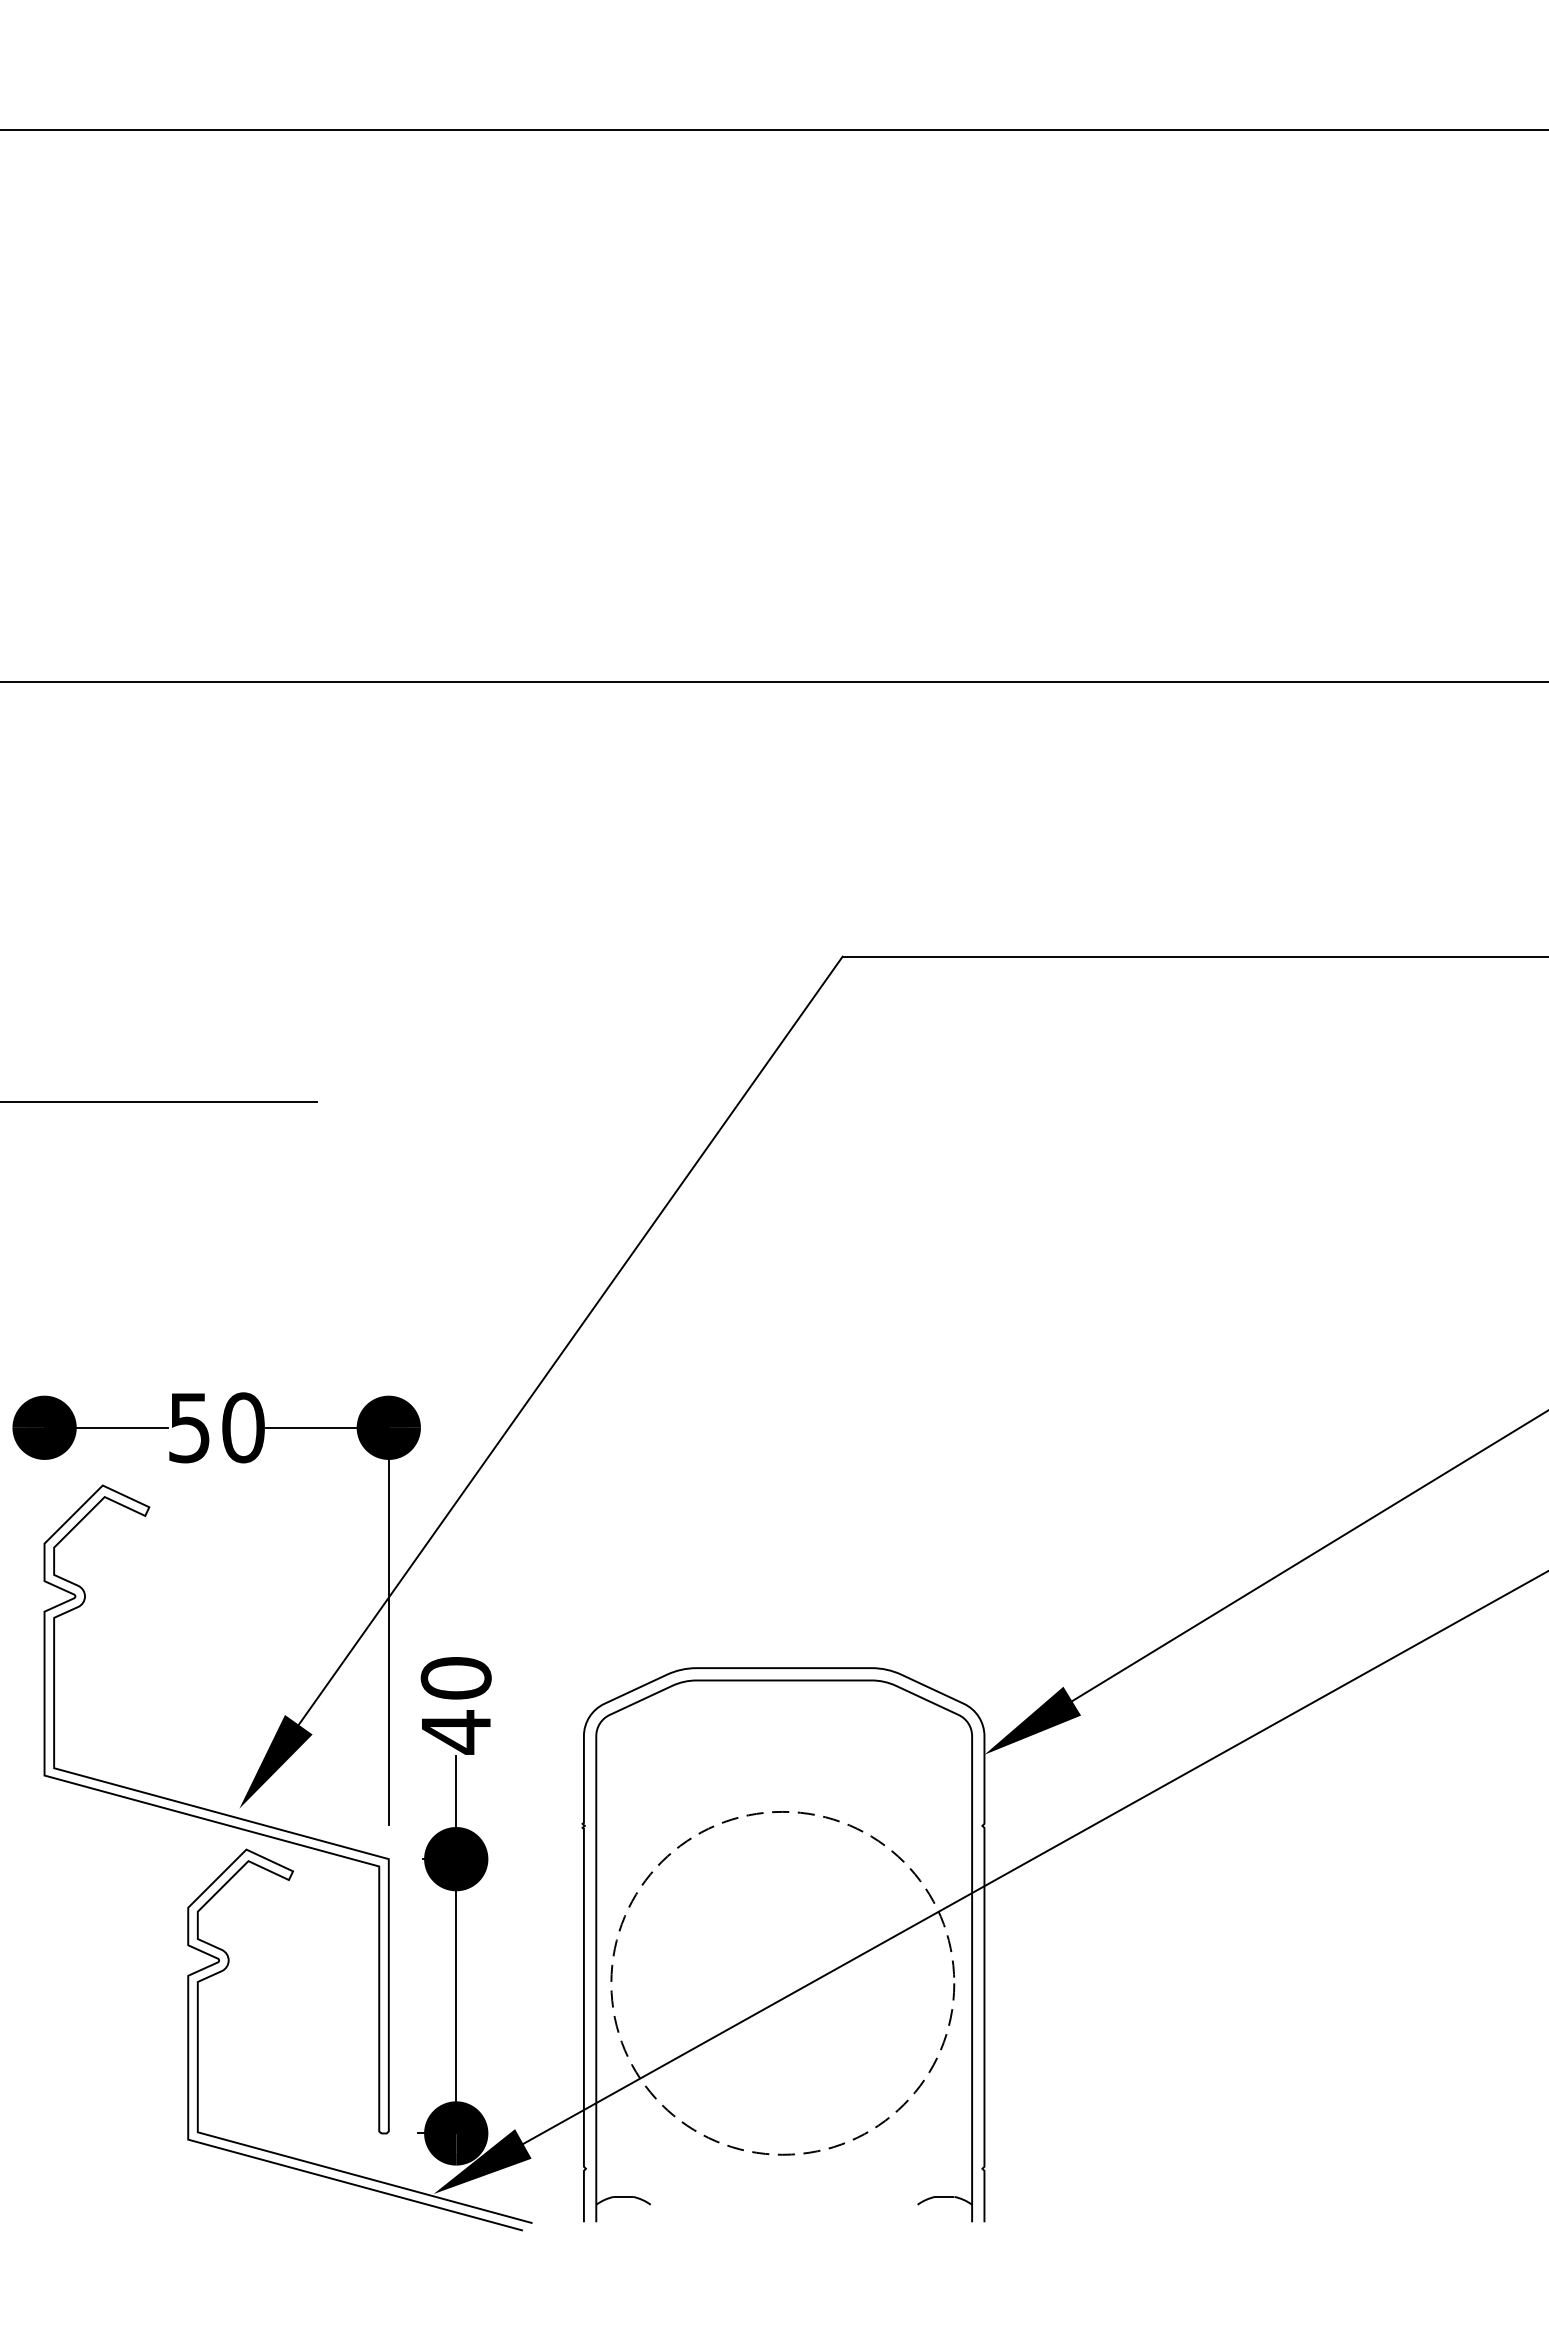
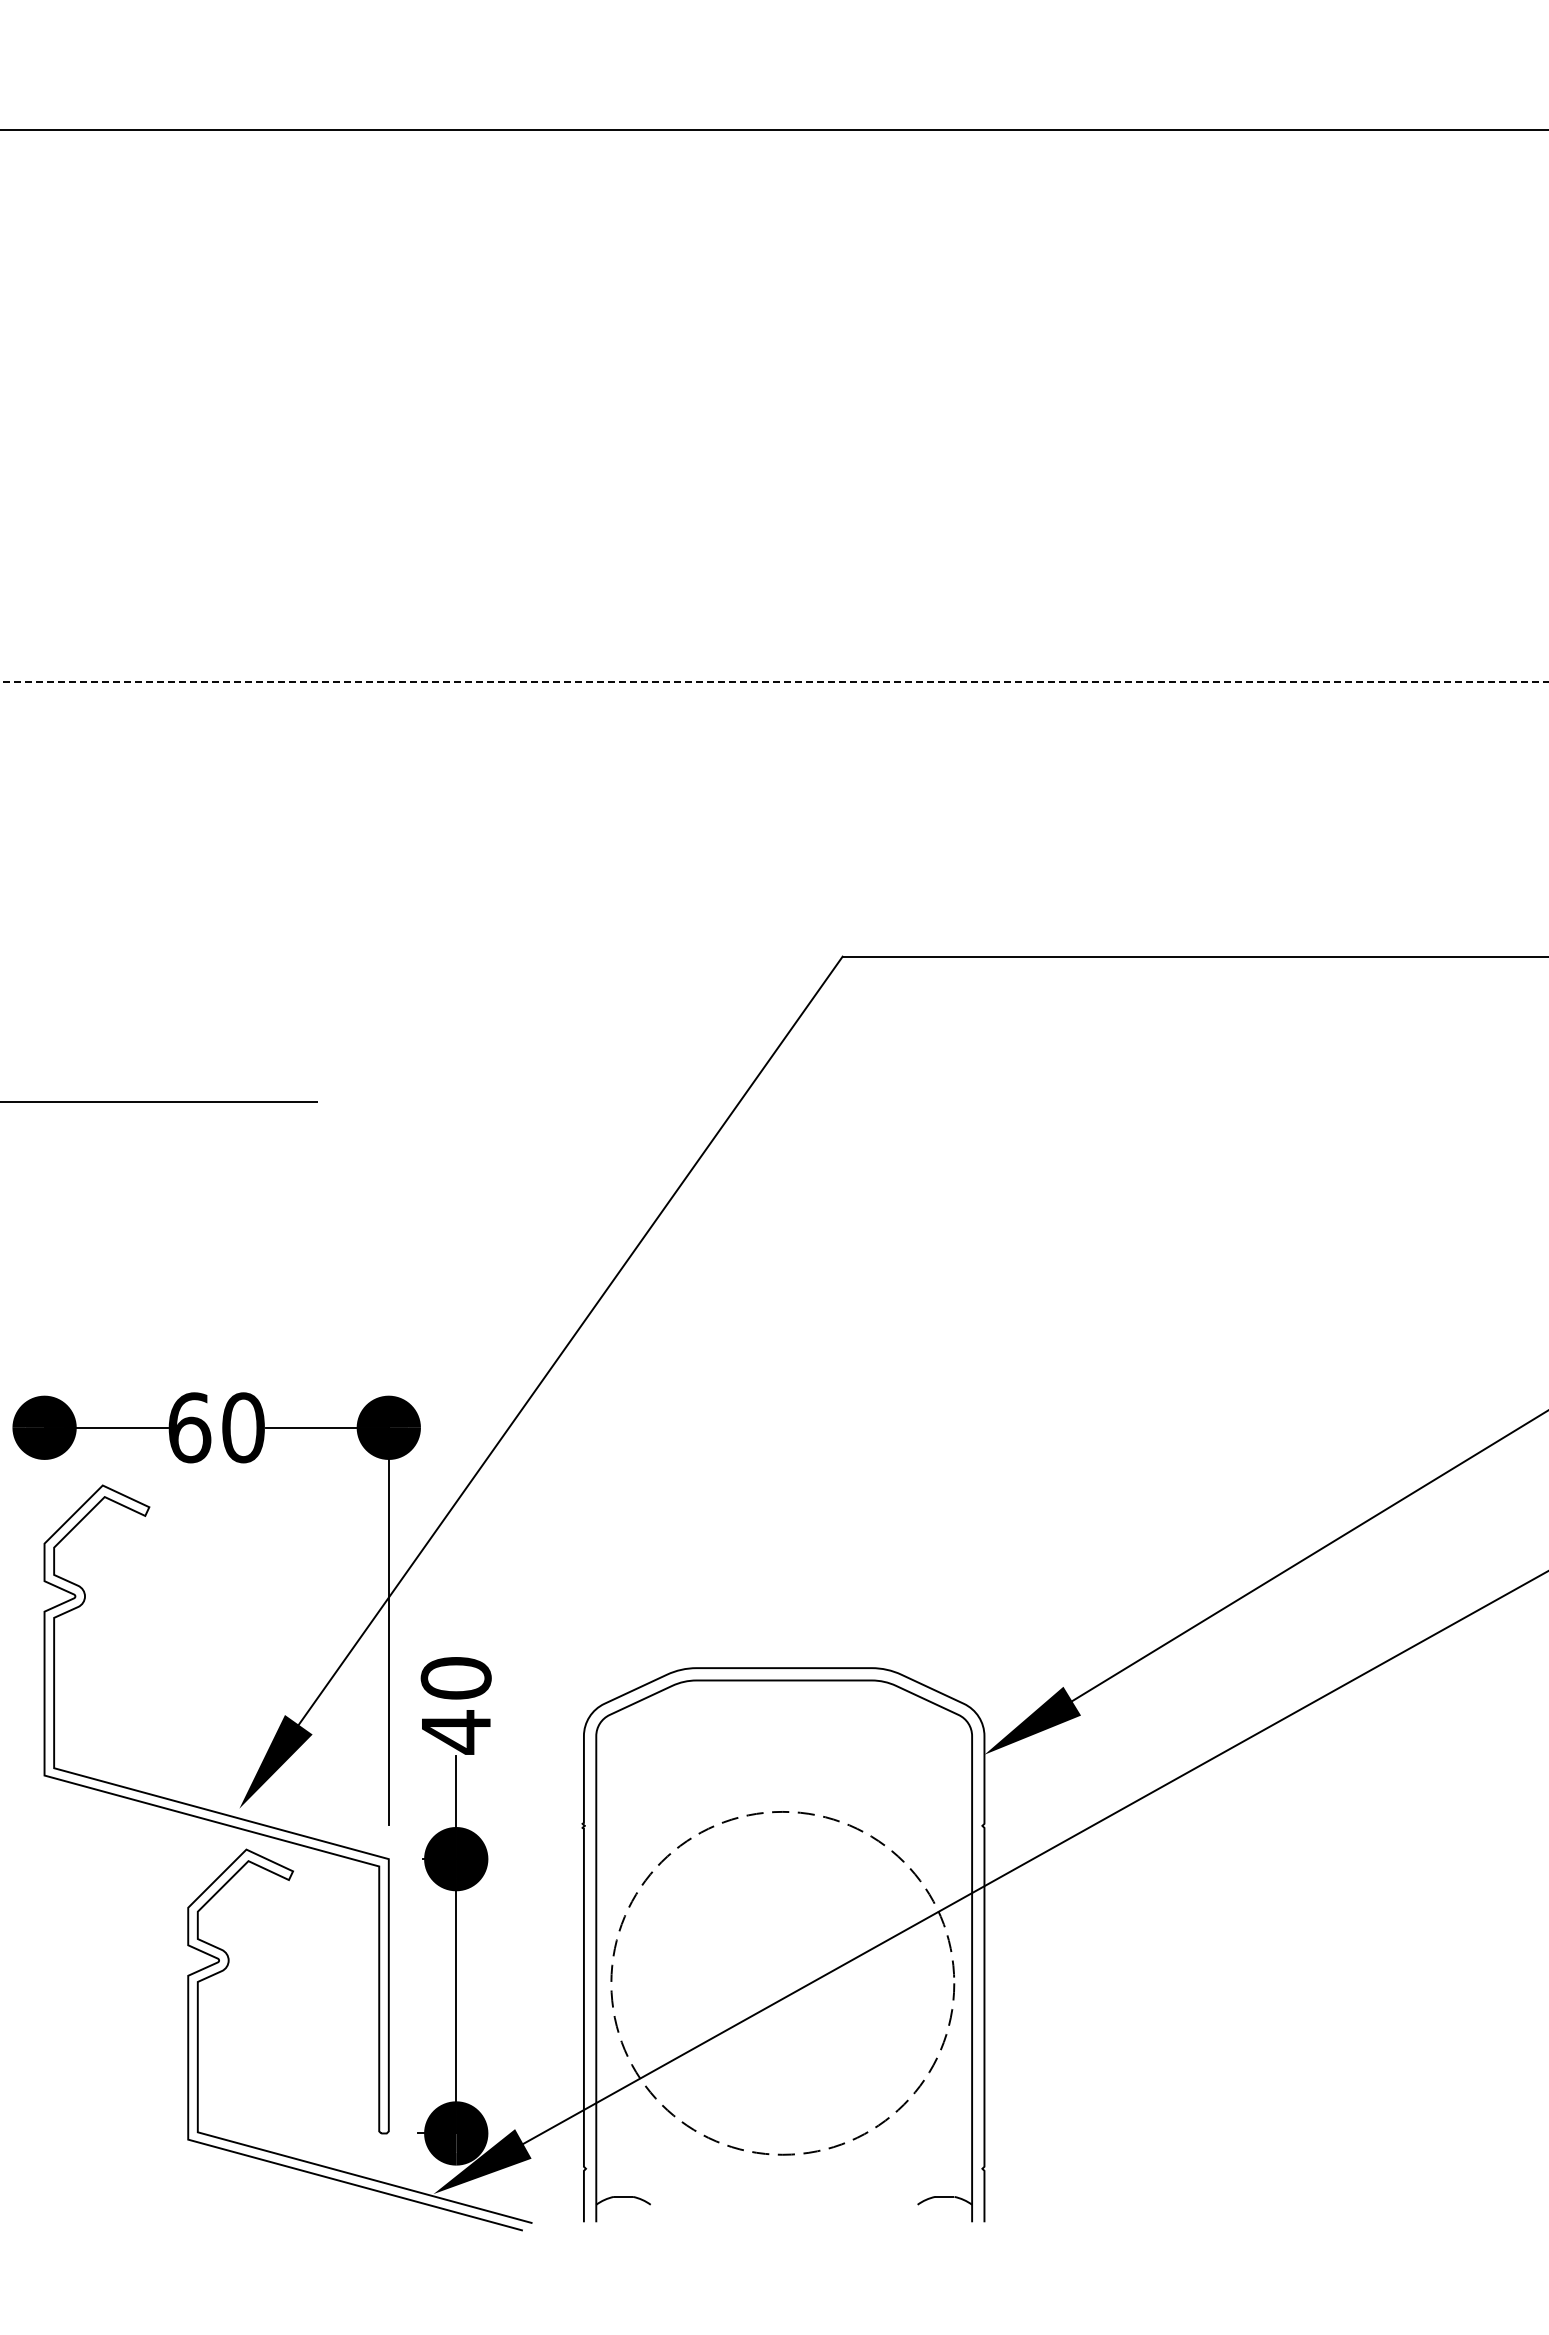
line: solid -> dashed (774, 682)
text: 50 -> 60 (189, 1427)
